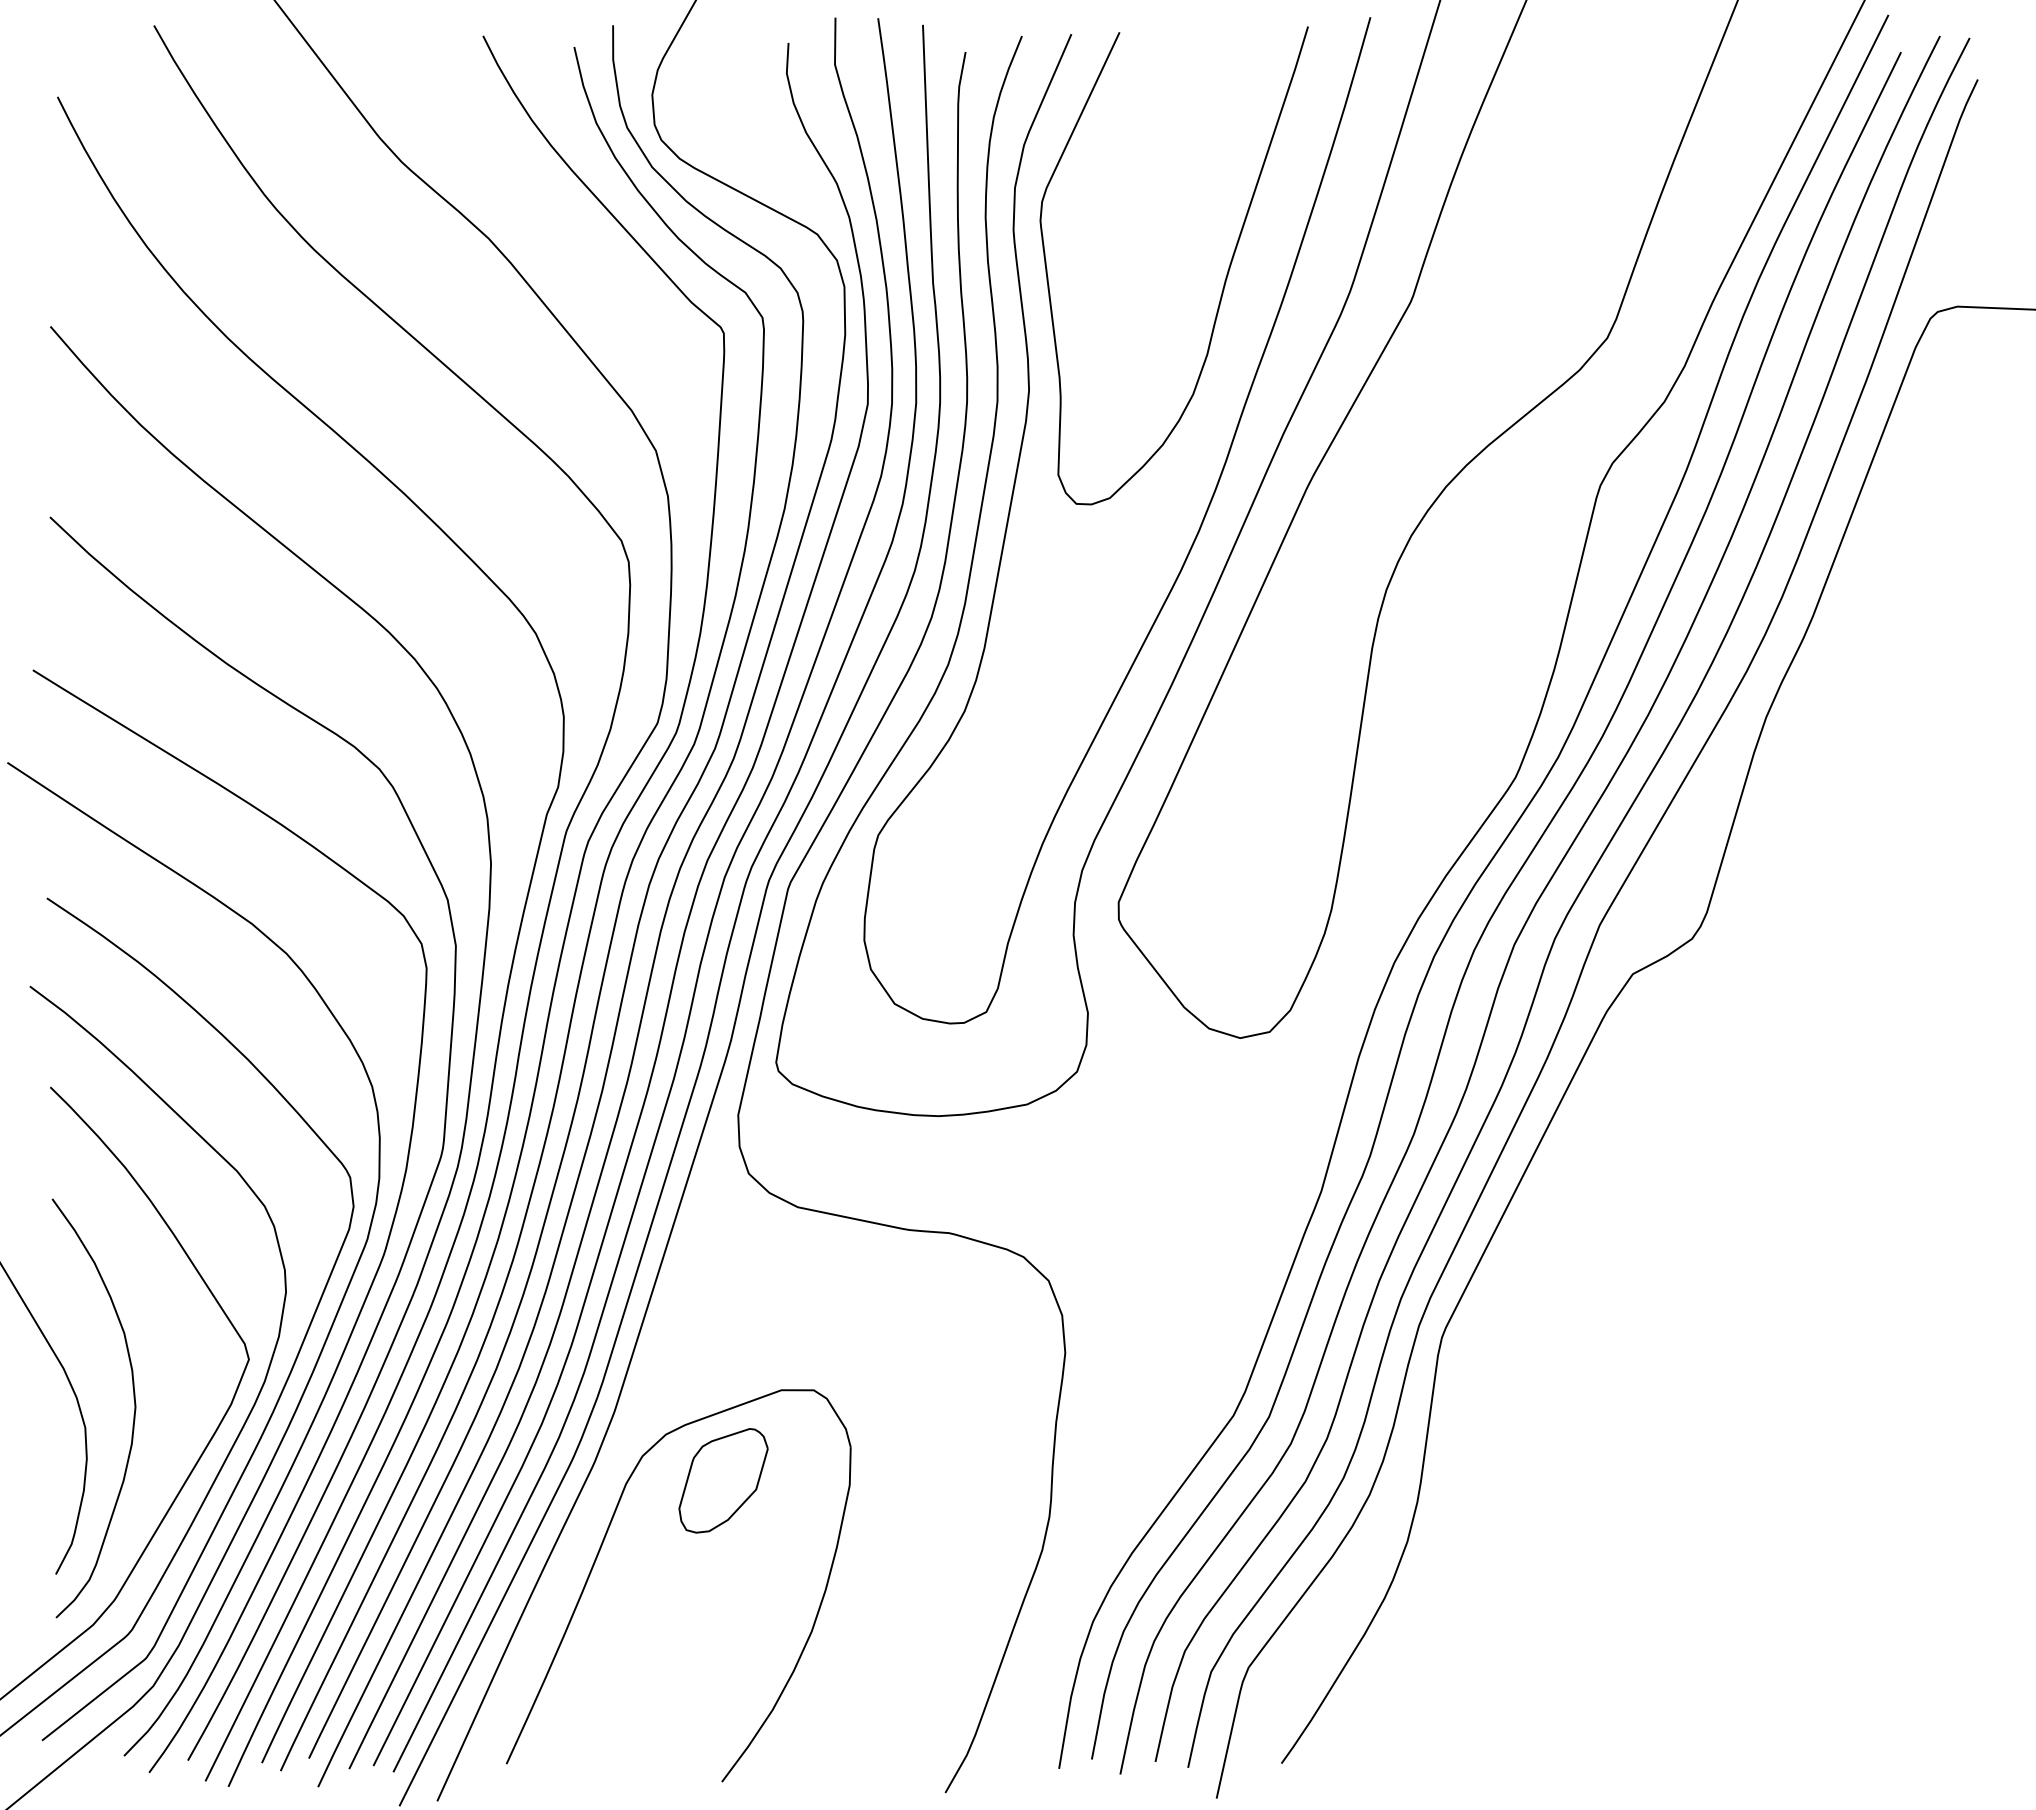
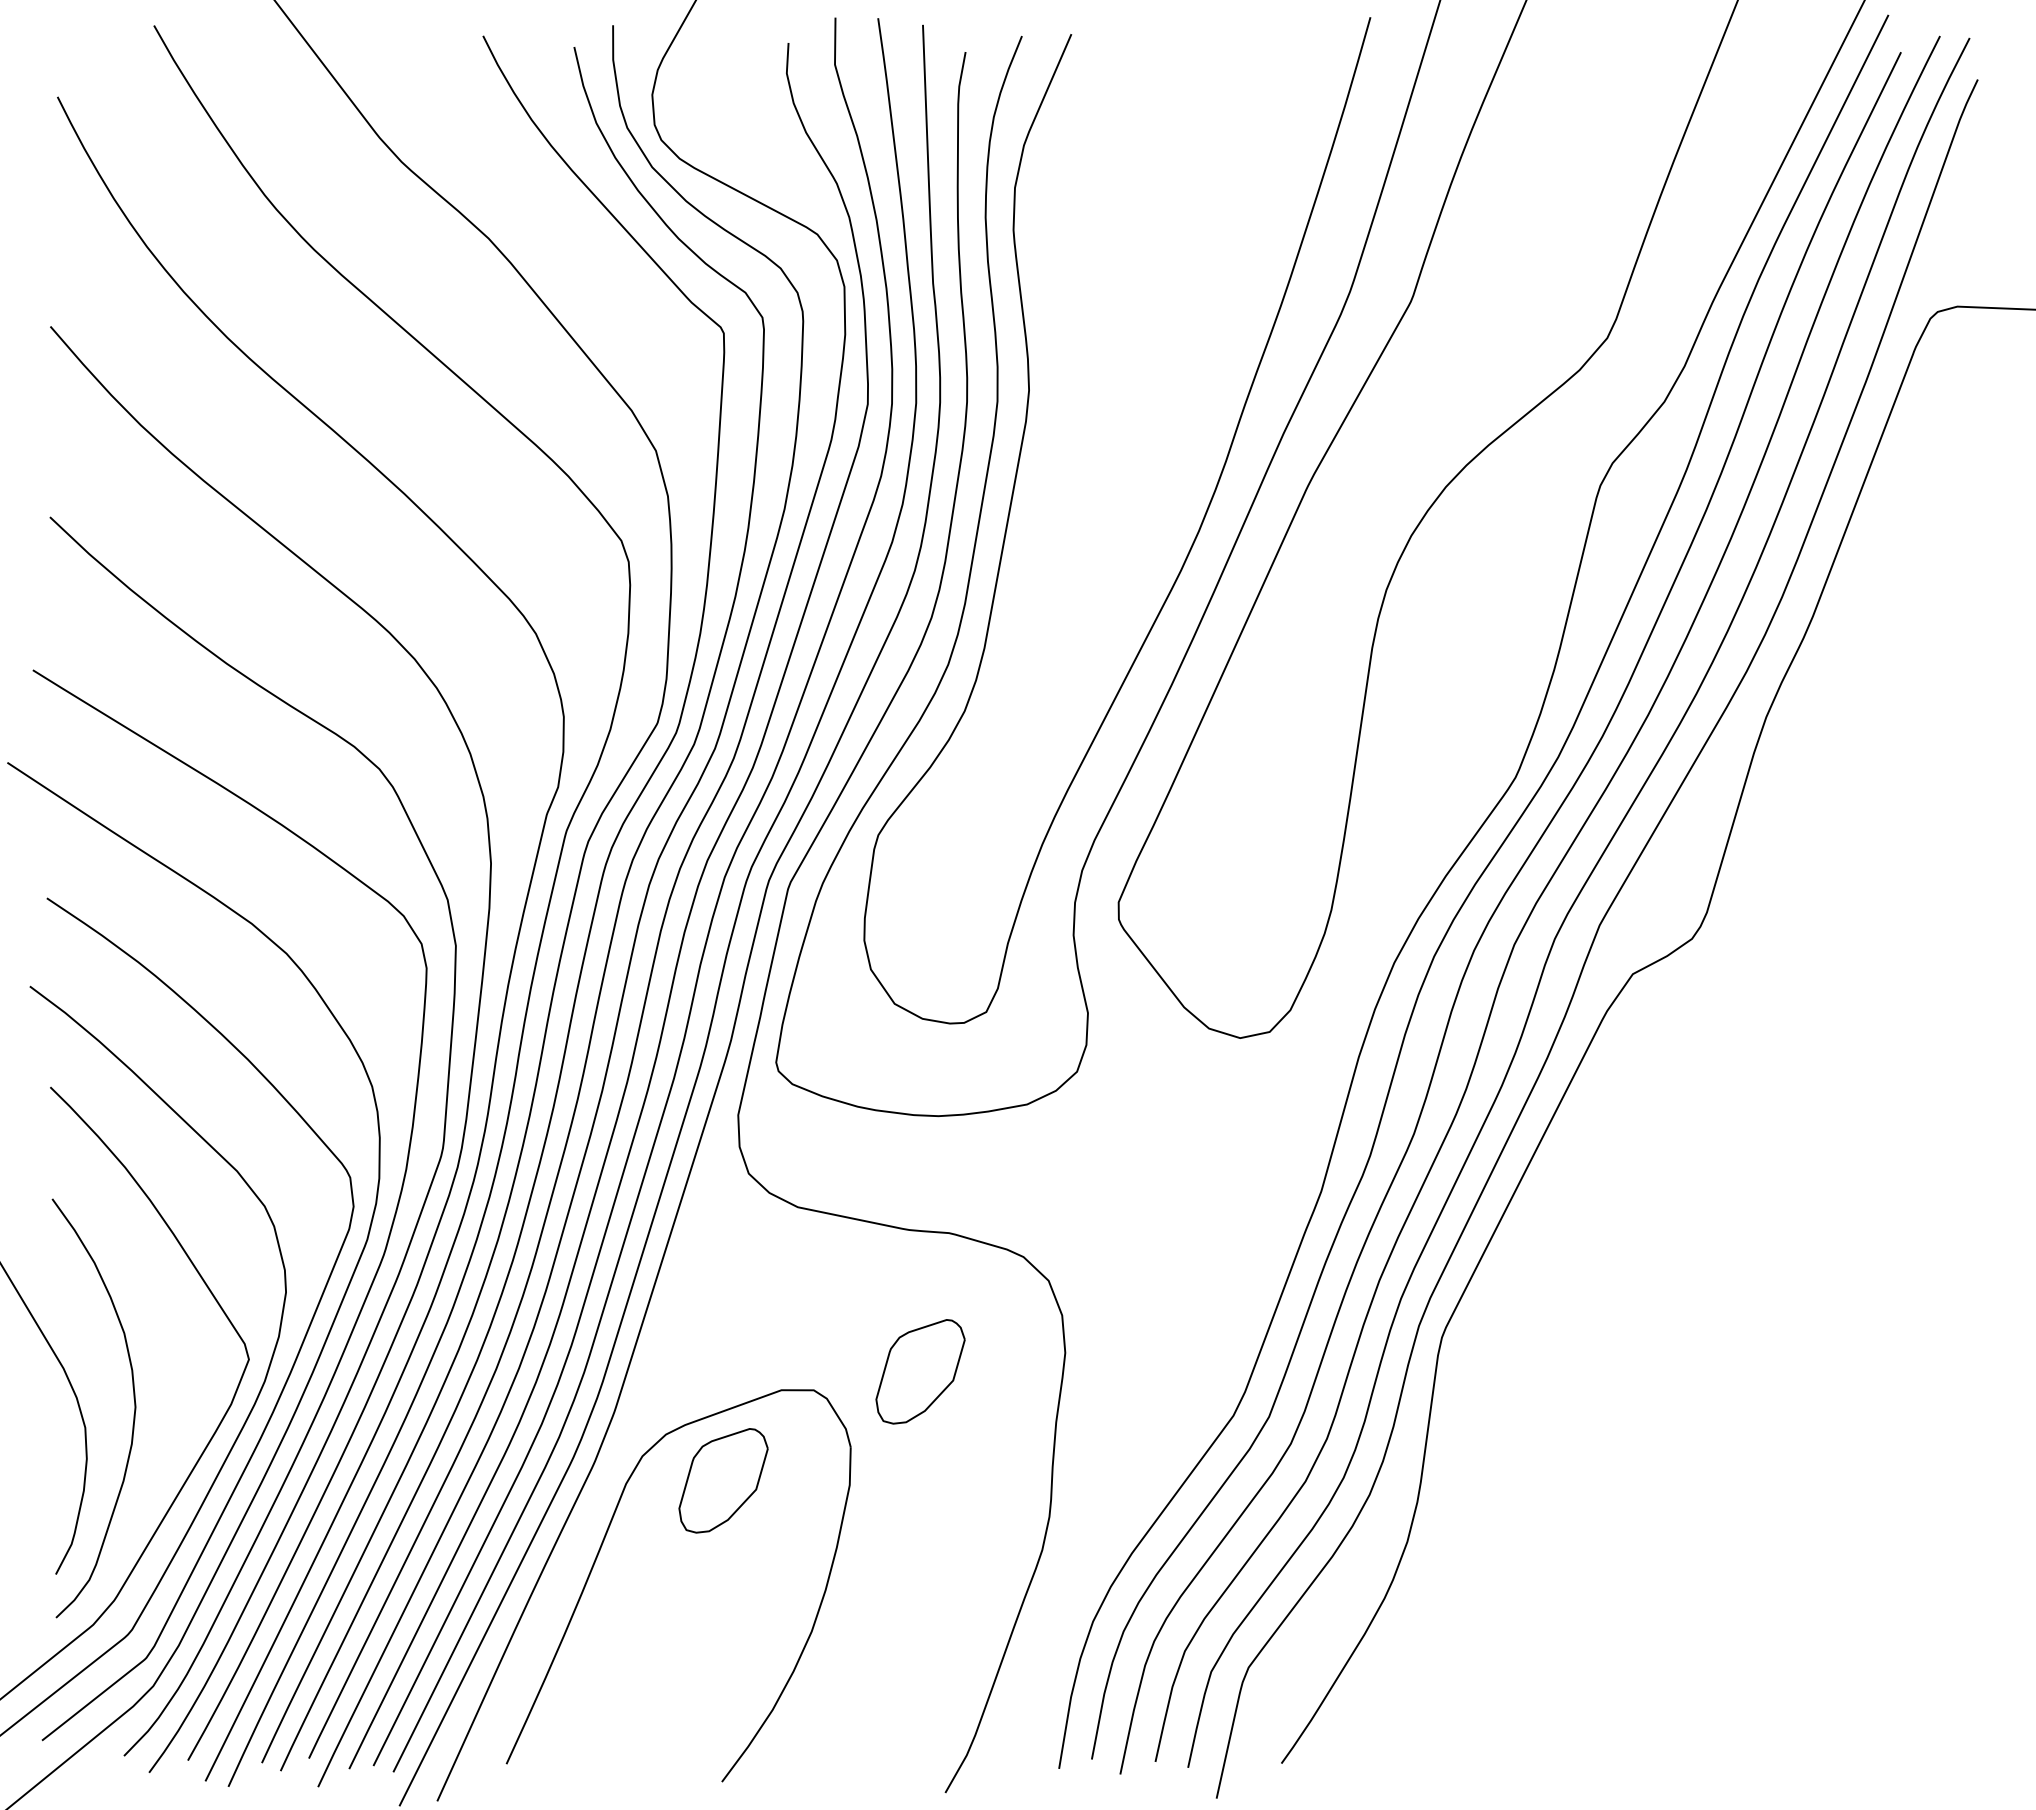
curve: present -> none (1224, 280)
part: none -> present (920, 1371)
